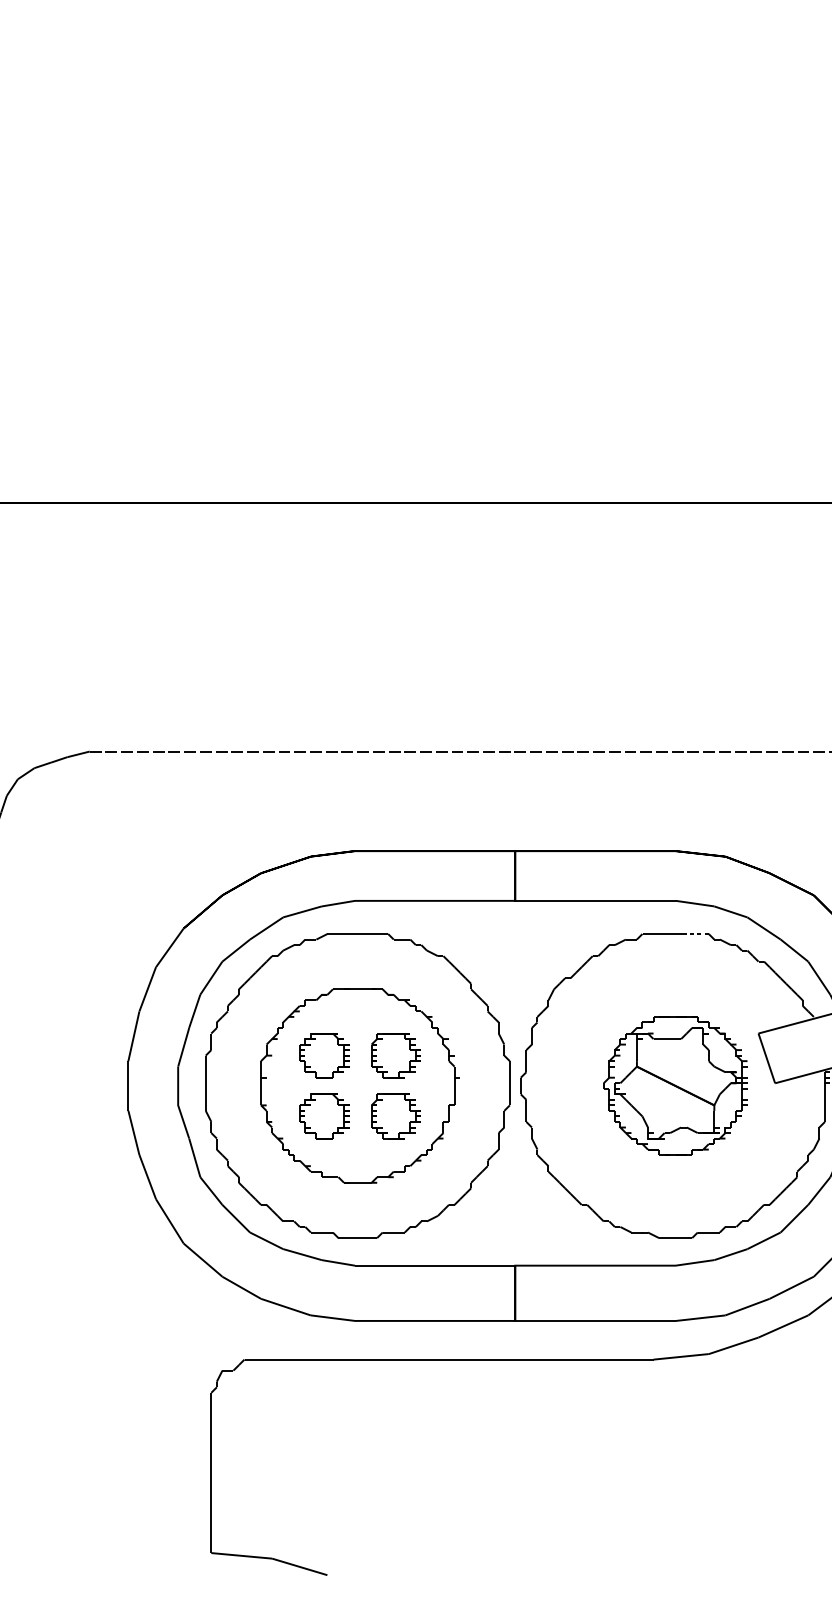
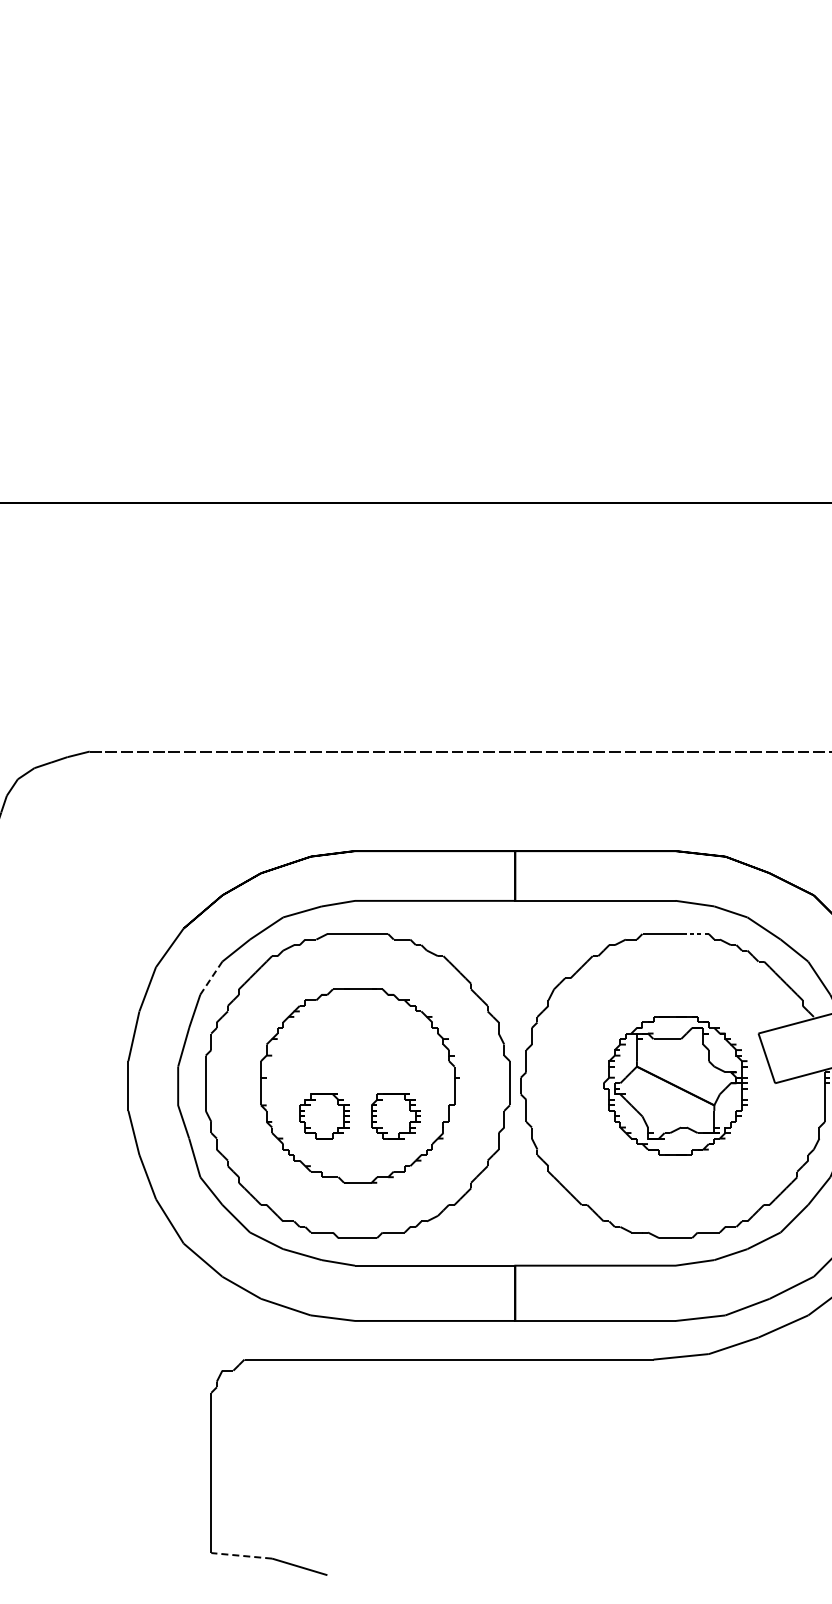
line: solid -> dashed (211, 978)
part: present -> none (324, 1055)
part: present -> none (395, 1055)
line: solid -> dashed (241, 1555)
